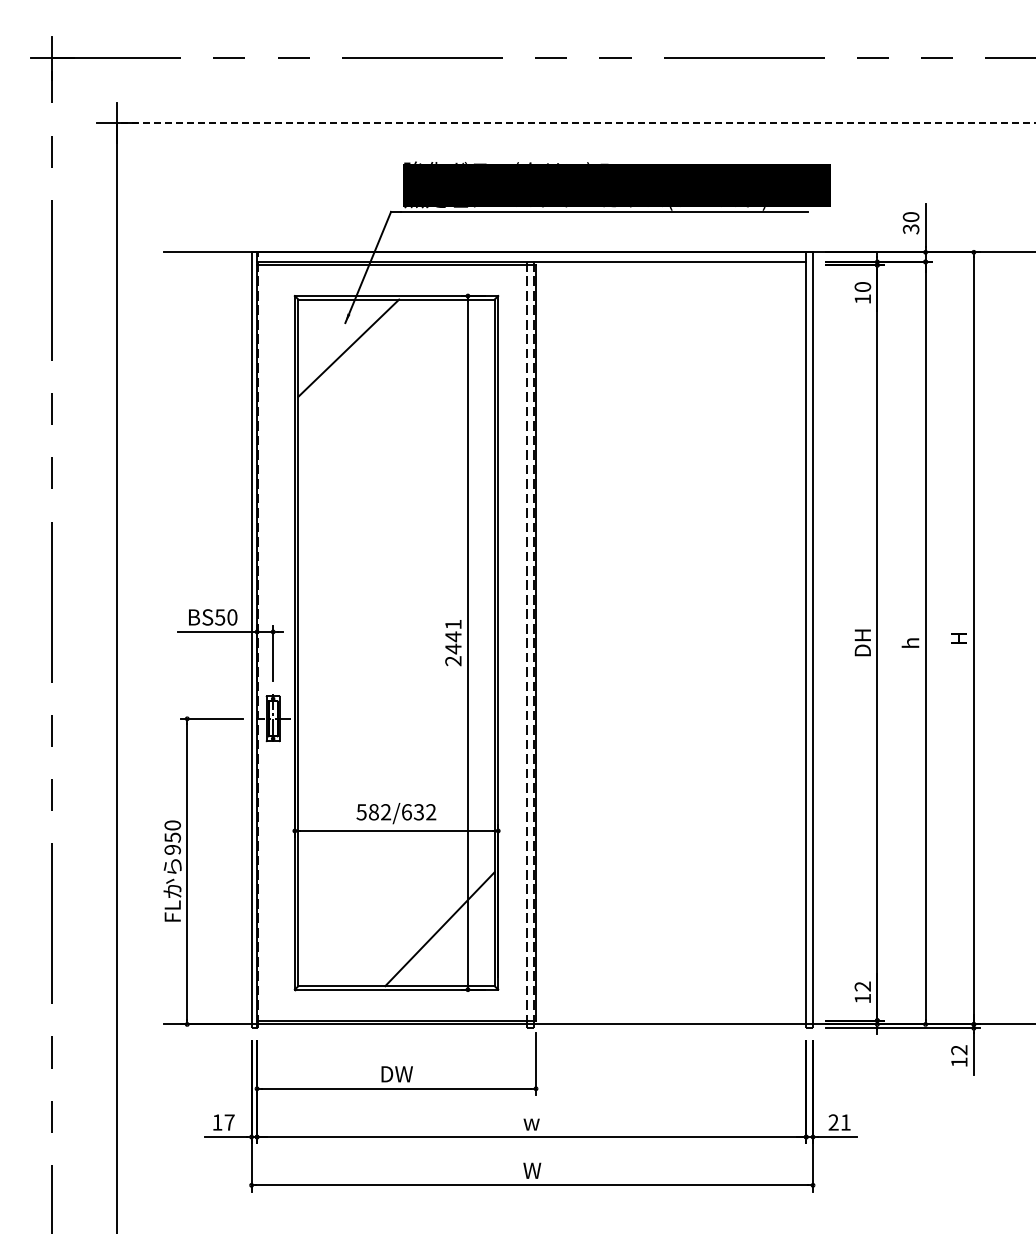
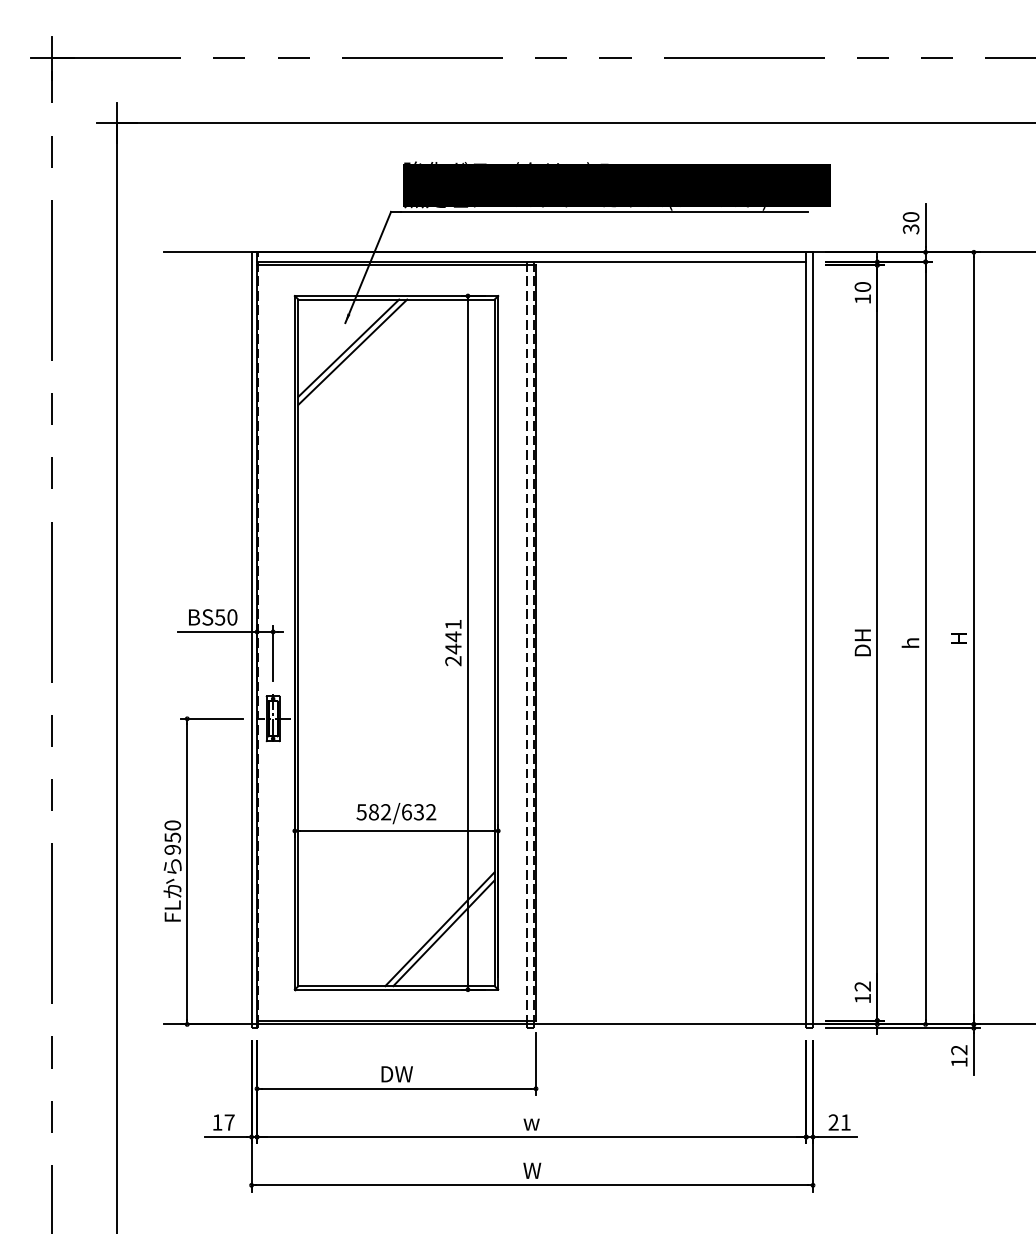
line: dashed -> solid (575, 122)
line: none -> present (352, 351)
line: none -> present (443, 933)
